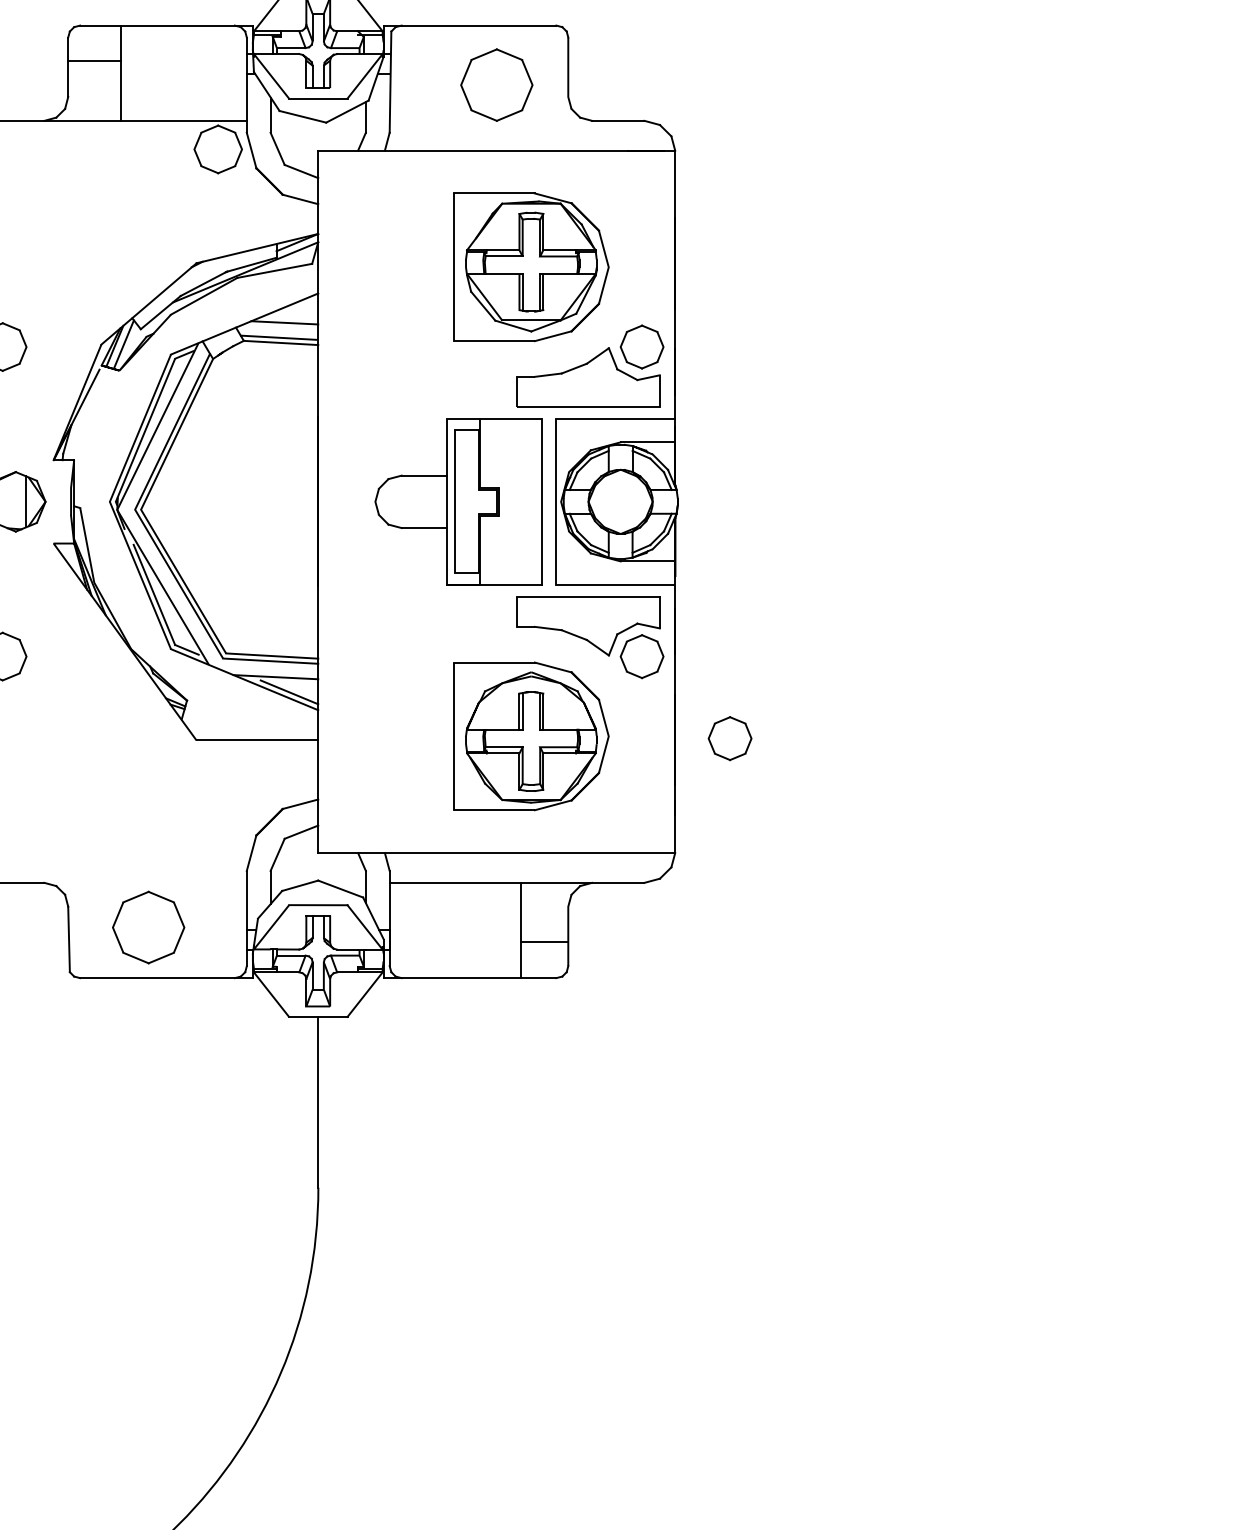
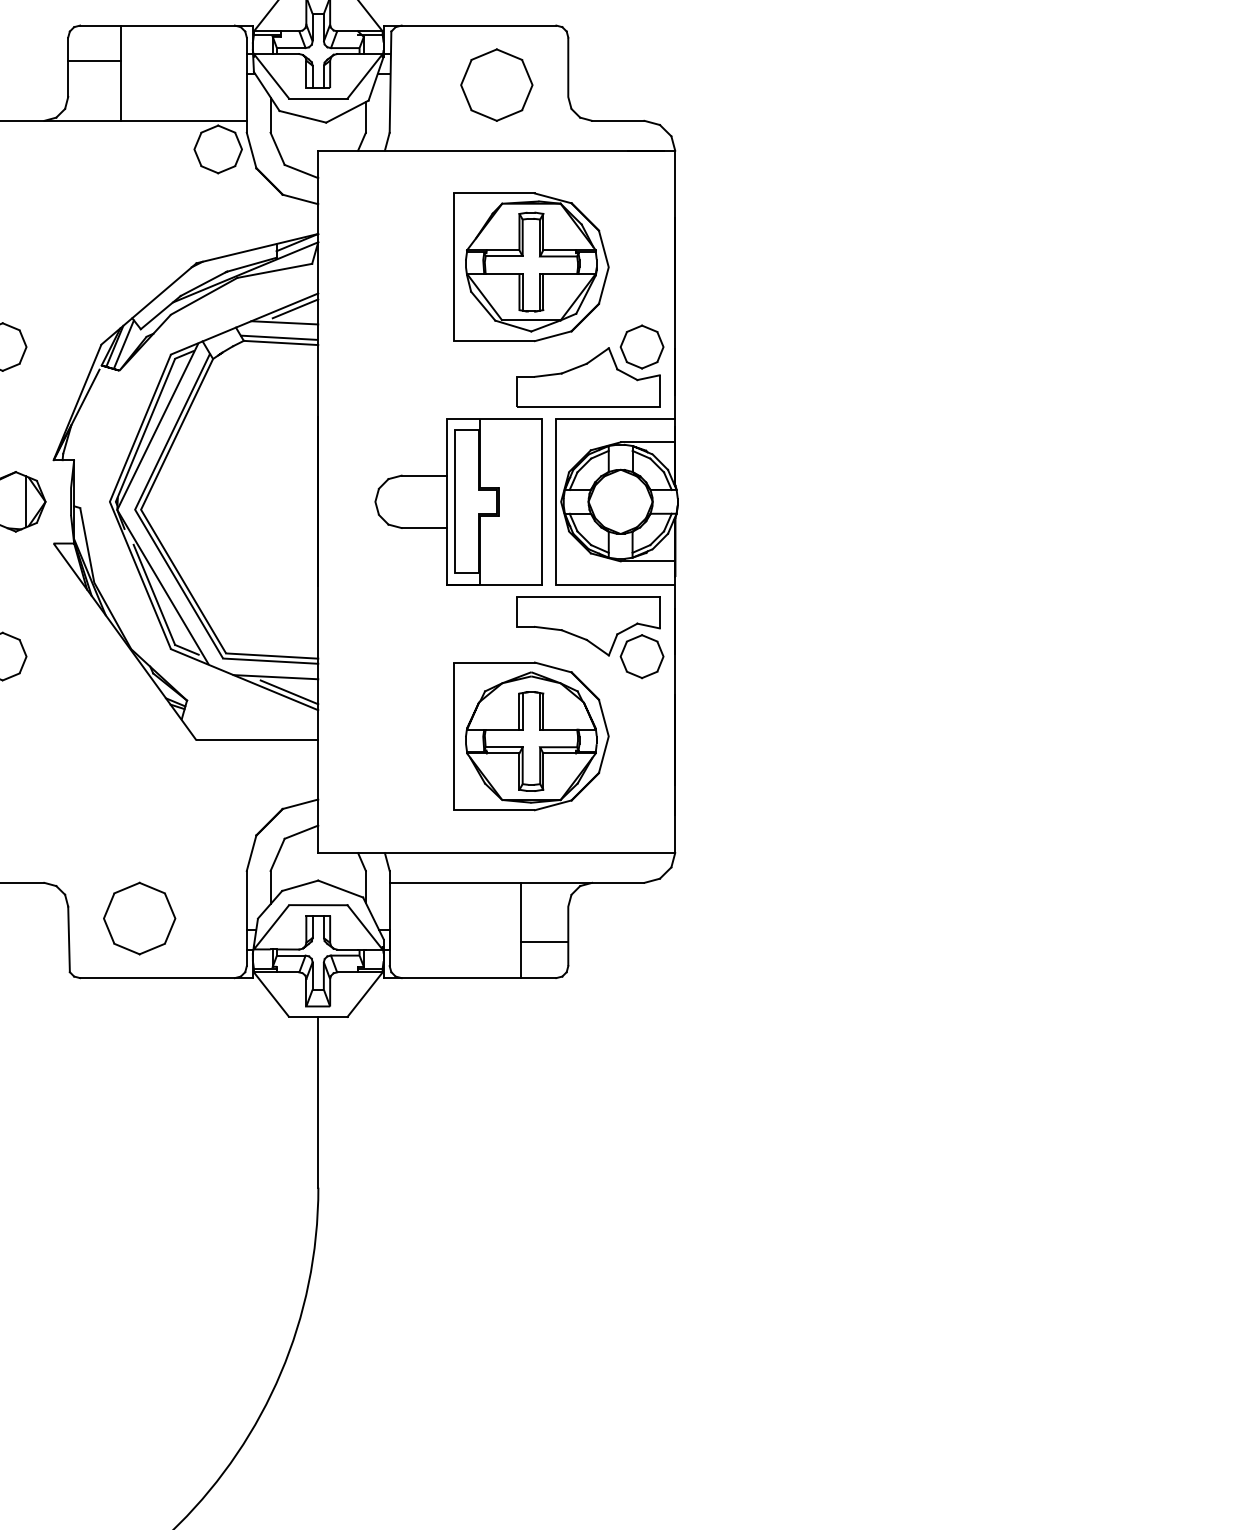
line: none -> present (295, 308)
part: present -> none (729, 738)
part position: (148, 927) -> (139, 918) (139, 918)
